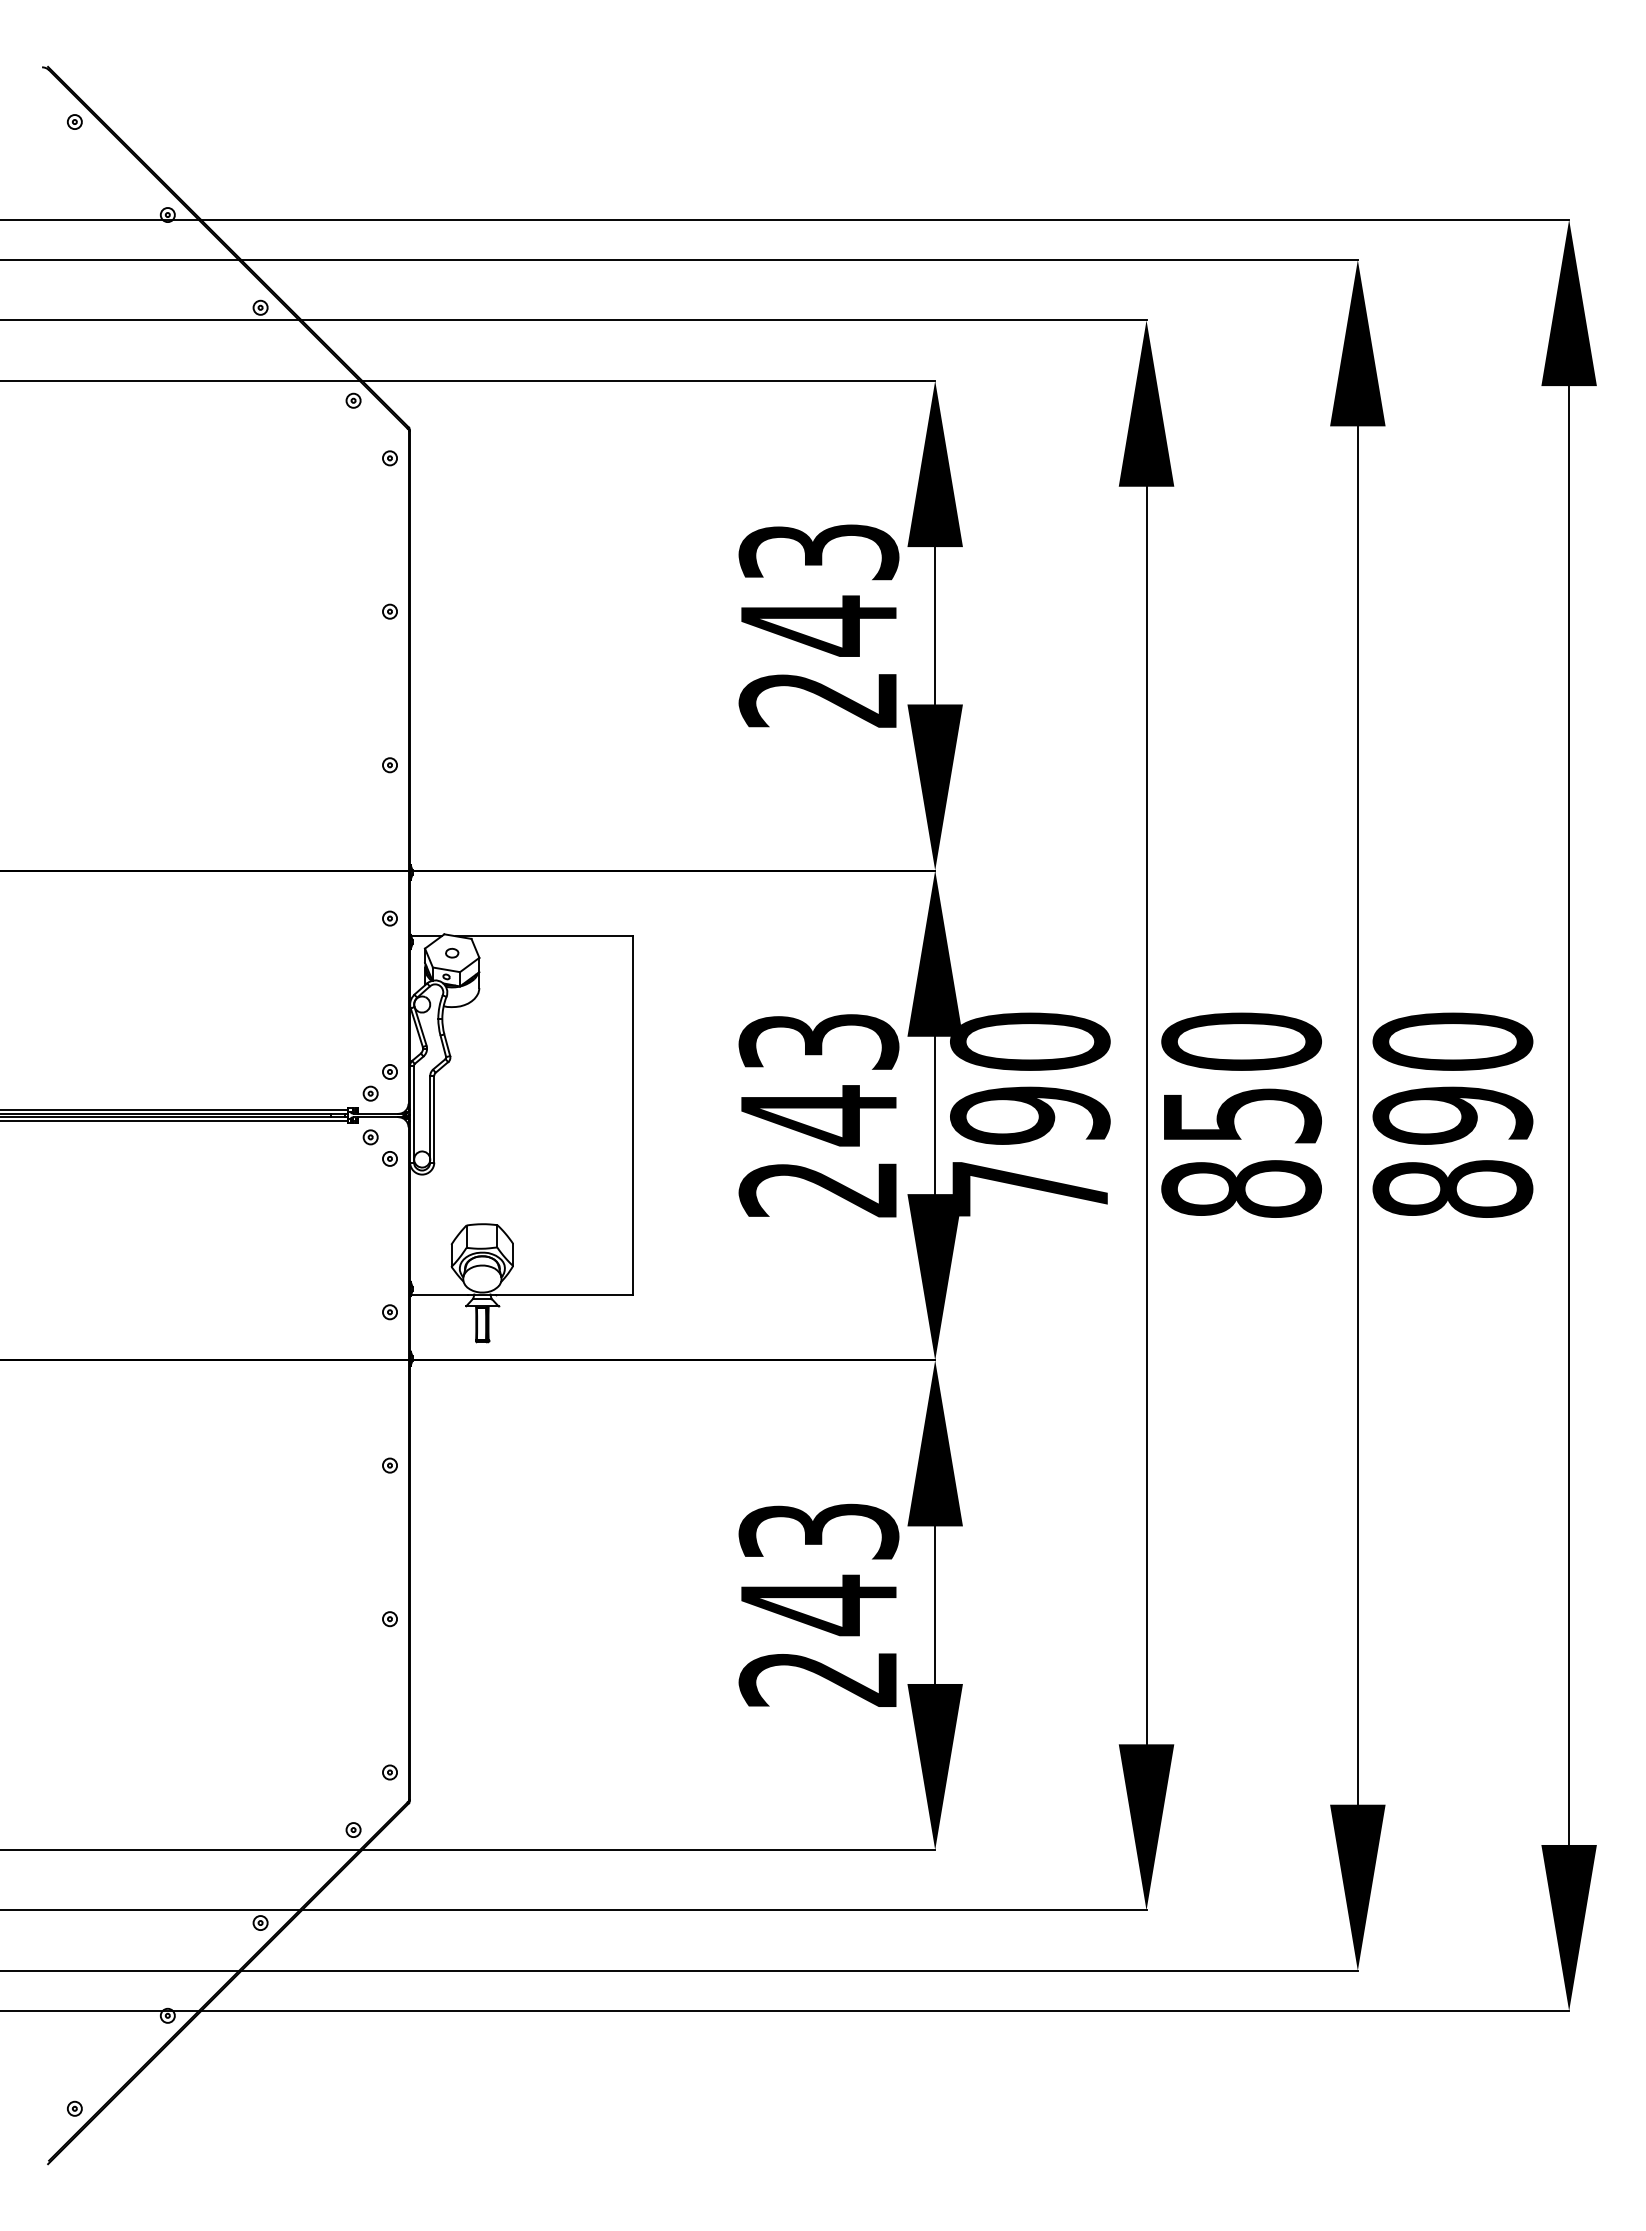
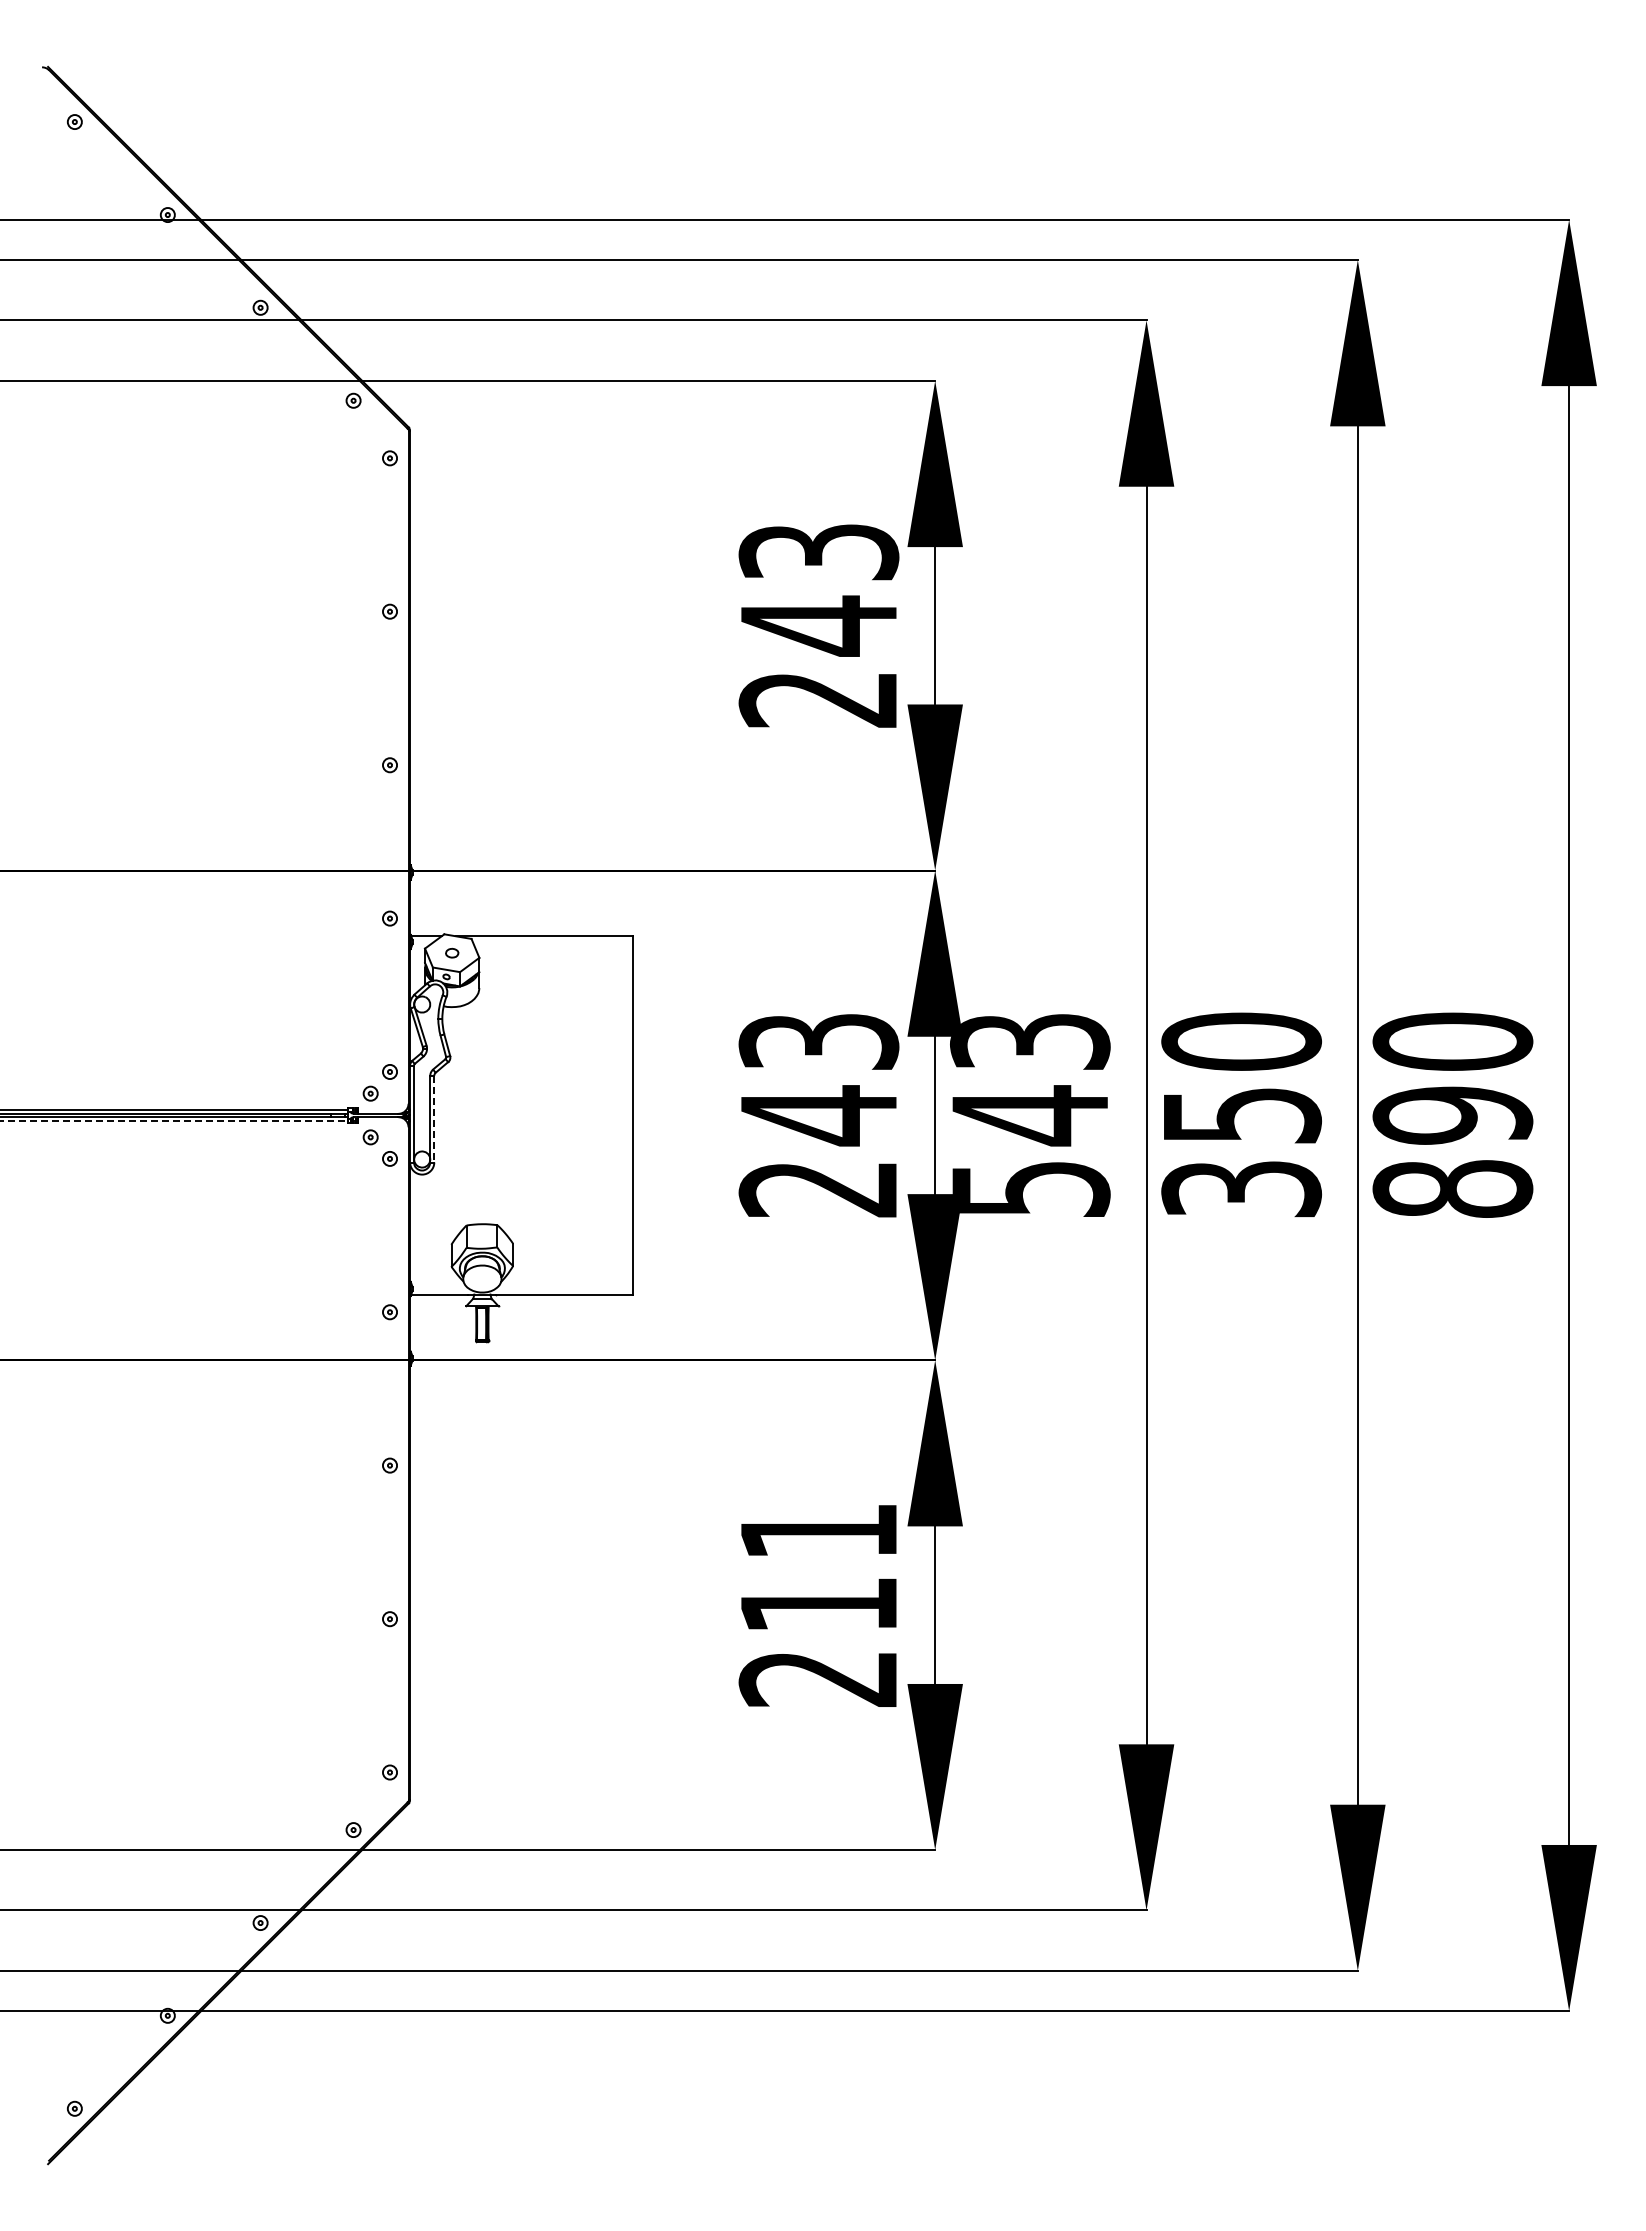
text: 790 -> 543 (1030, 1114)
line: solid -> dashed (434, 1119)
line: solid -> dashed (174, 1121)
text: 850 -> 350 (1241, 1188)
text: 243 -> 211 (818, 1569)
